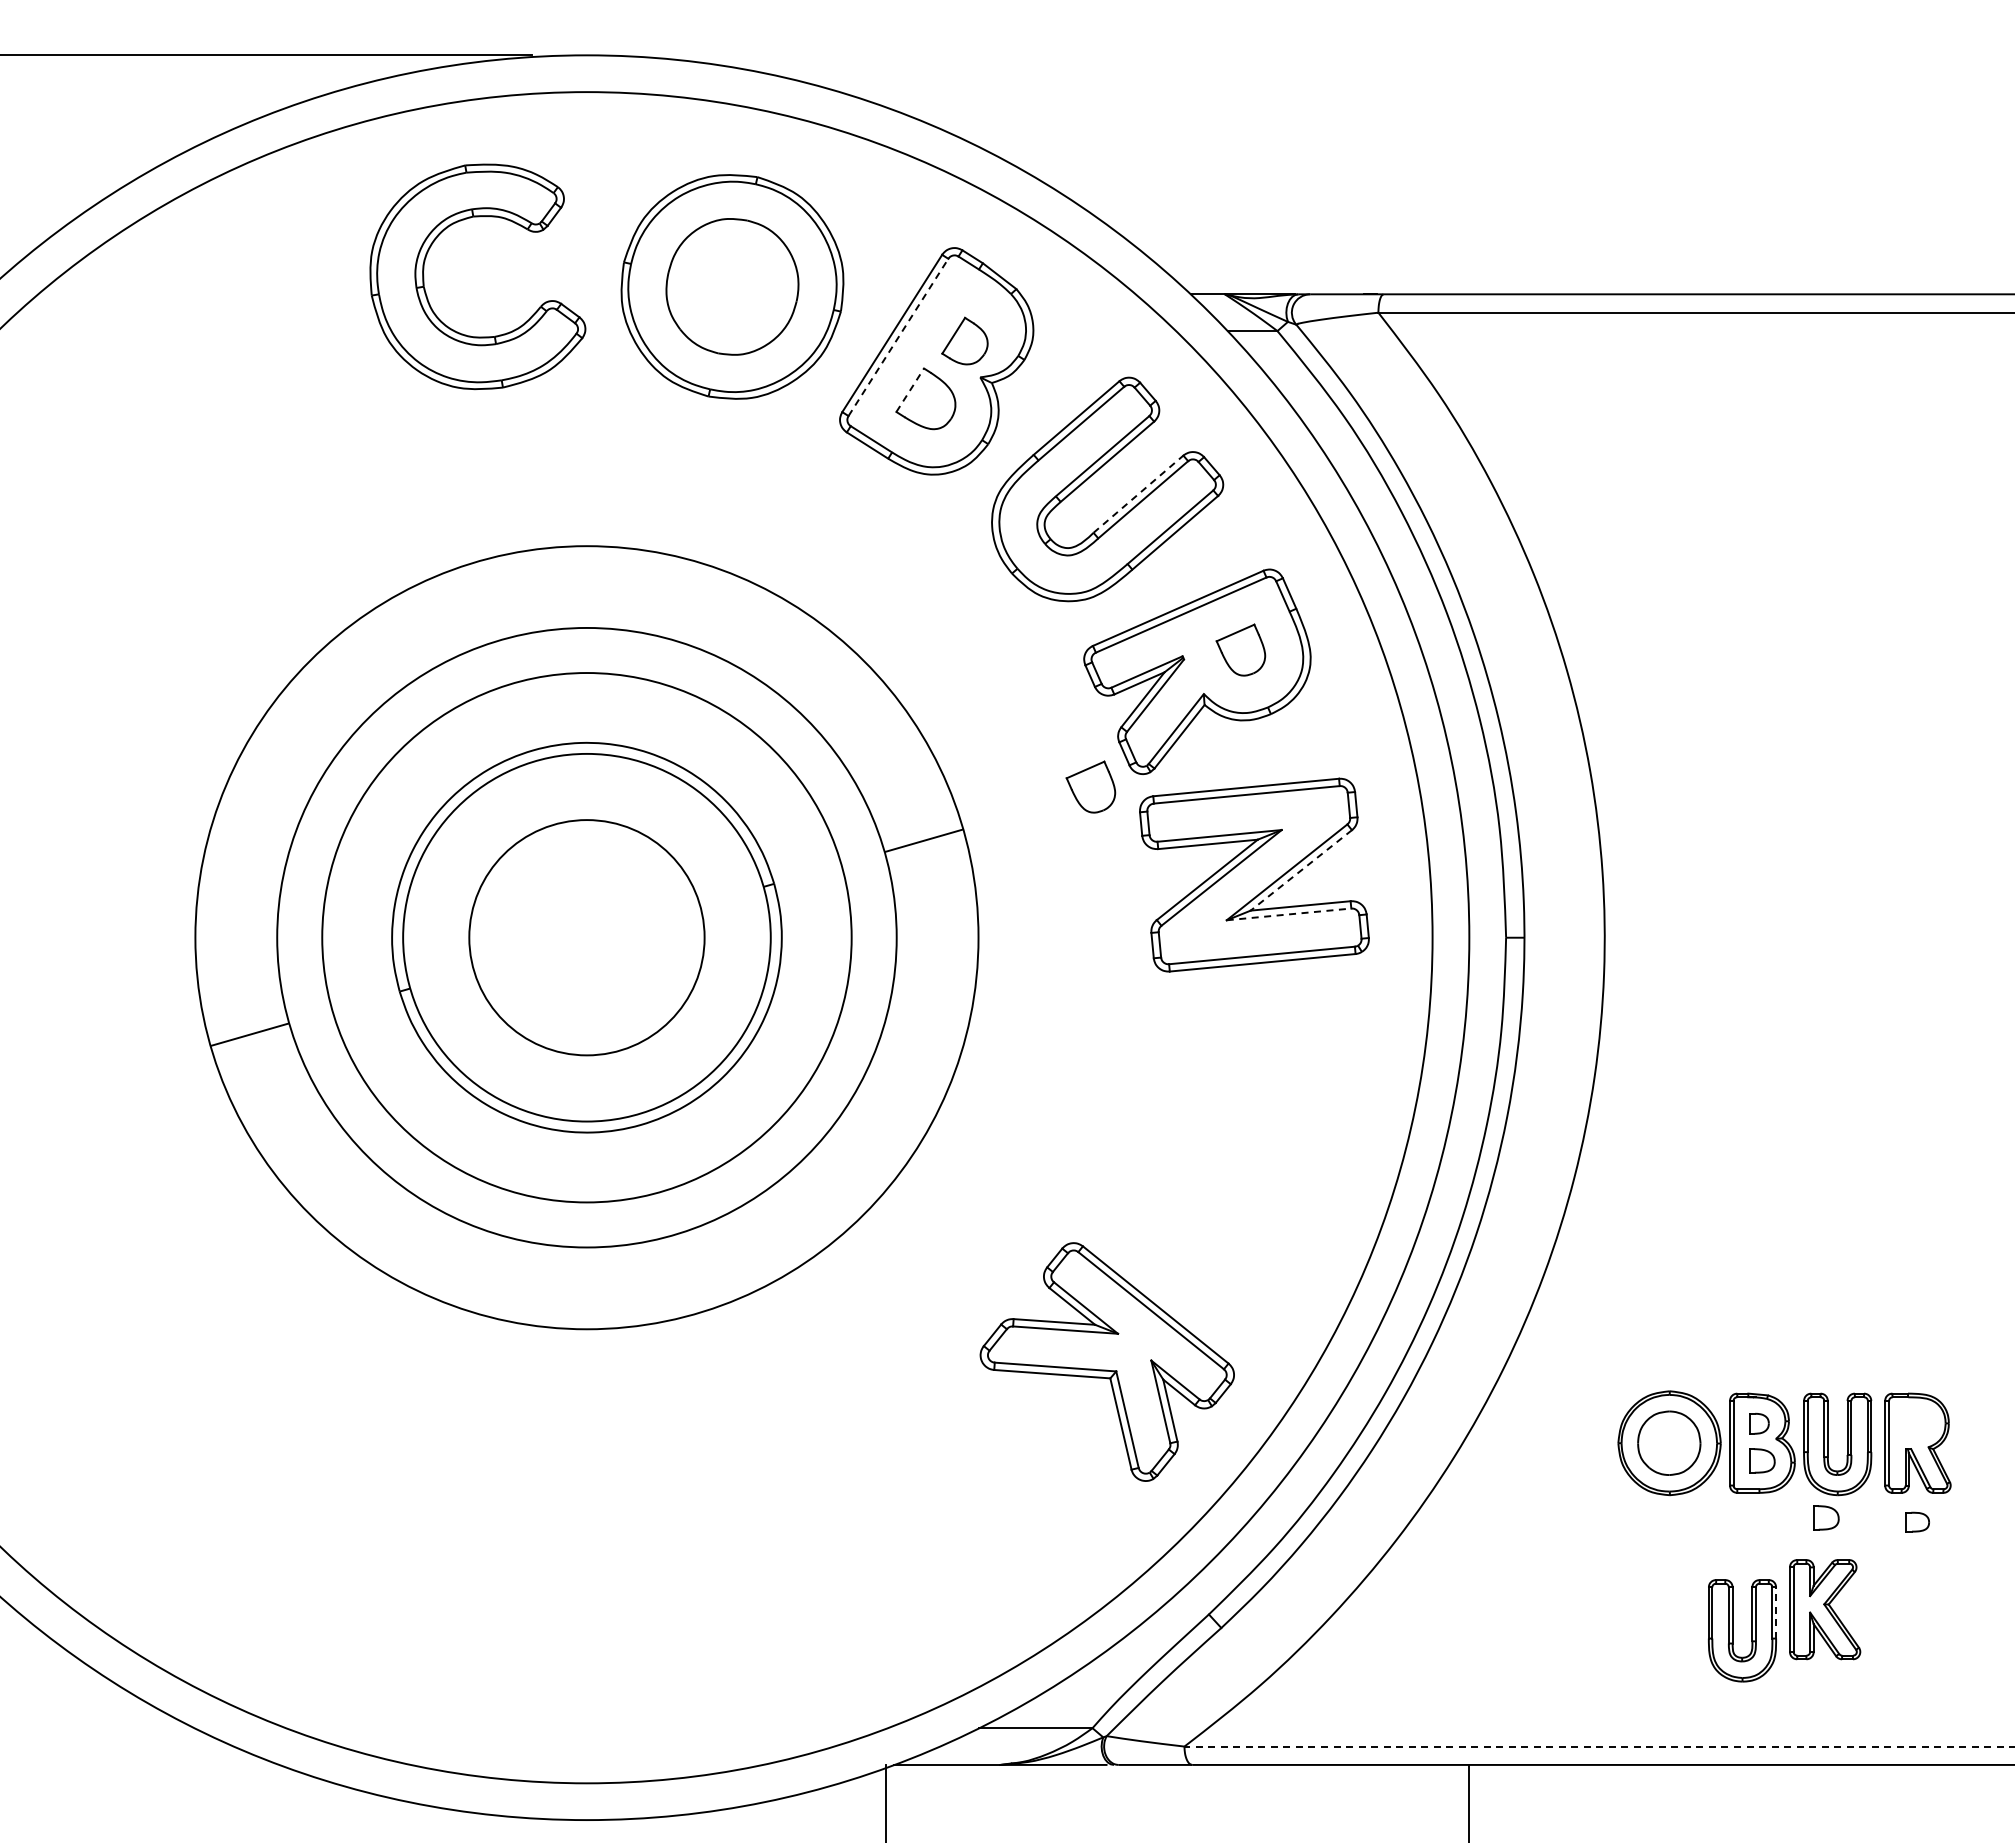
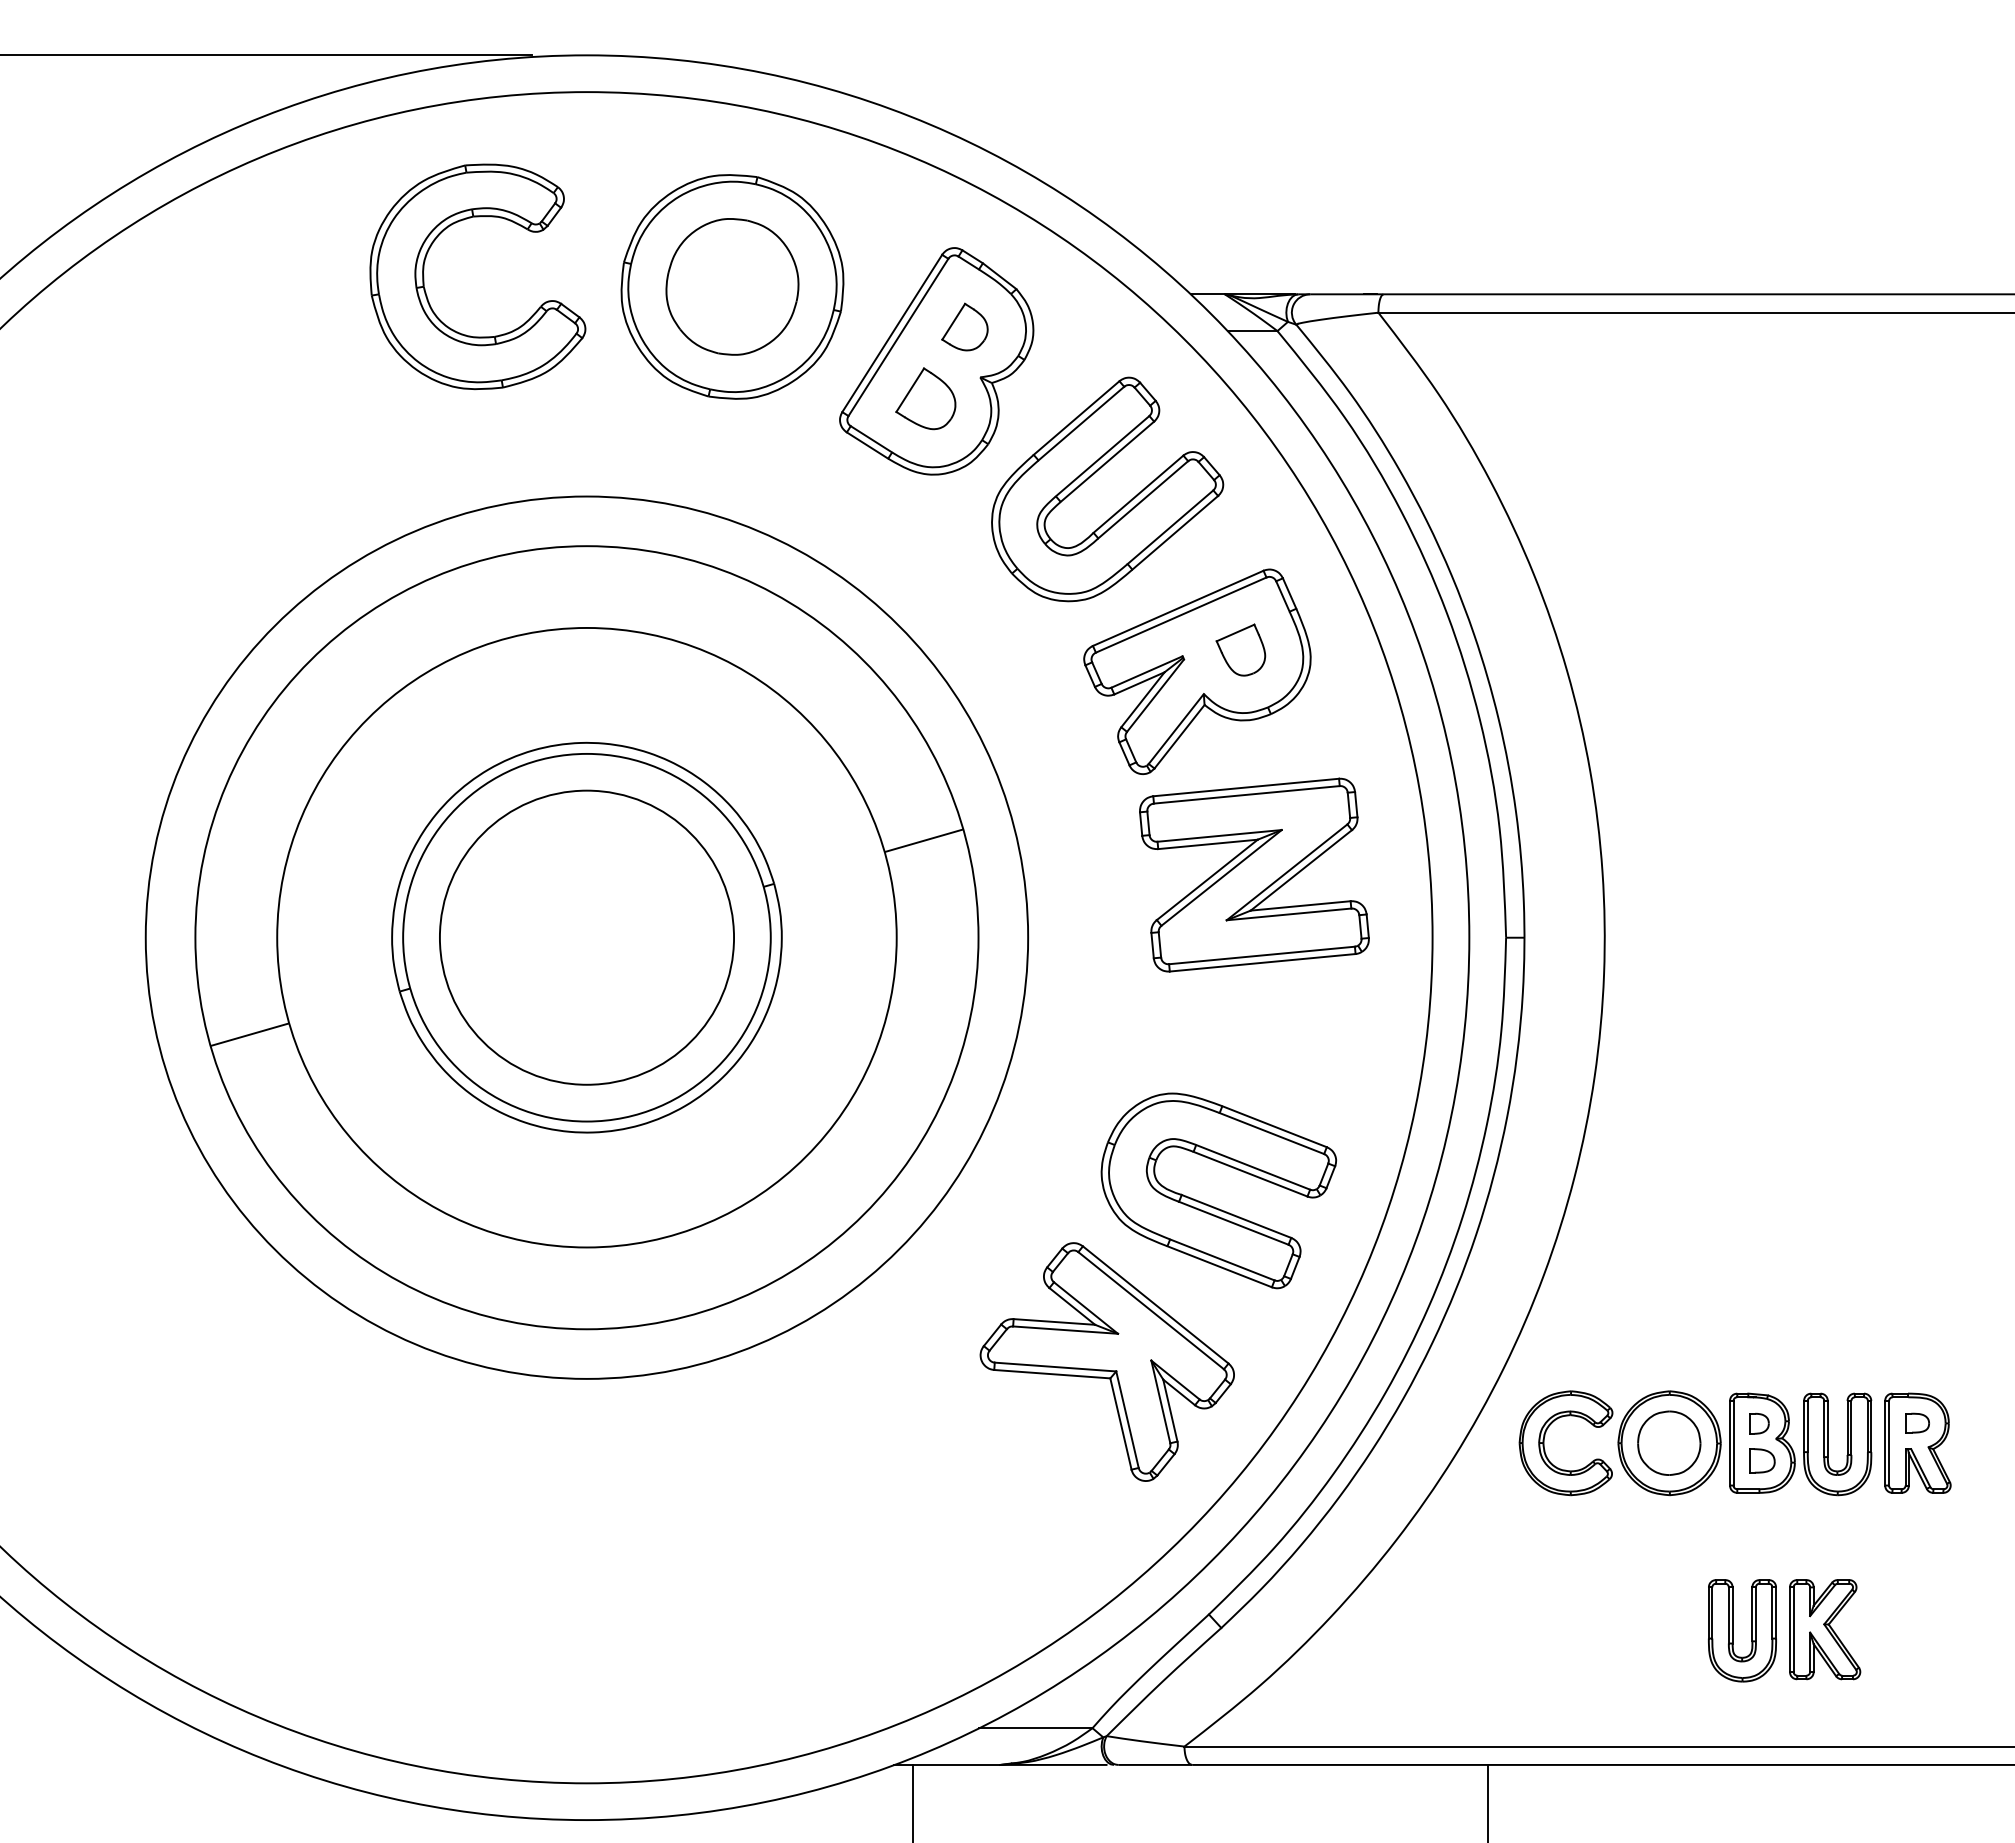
line: dashed -> solid (898, 337)
part position: (964, 340) -> (964, 326) (964, 326)
line: dashed -> solid (910, 390)
line: dashed -> solid (1138, 493)
part: present -> none (1090, 786)
line: dashed -> solid (1301, 870)
line: dashed -> solid (1289, 914)
circle diameter: 235 px -> 294 px (586, 937)
circle diameter: 529 px -> 882 px (586, 937)
part: none -> present (1214, 1206)
part: none -> present (1545, 1449)
part: present -> none (1826, 1517)
part position: (1917, 1521) -> (1917, 1422) (1917, 1422)
part position: (1825, 1609) -> (1825, 1629) (1825, 1629)
line: dashed -> solid (1776, 1612)
line: dashed -> solid (1599, 1746)
line position: (885, 1801) -> (912, 1801) (912, 1801)
line position: (1468, 1801) -> (1487, 1801) (1487, 1801)
